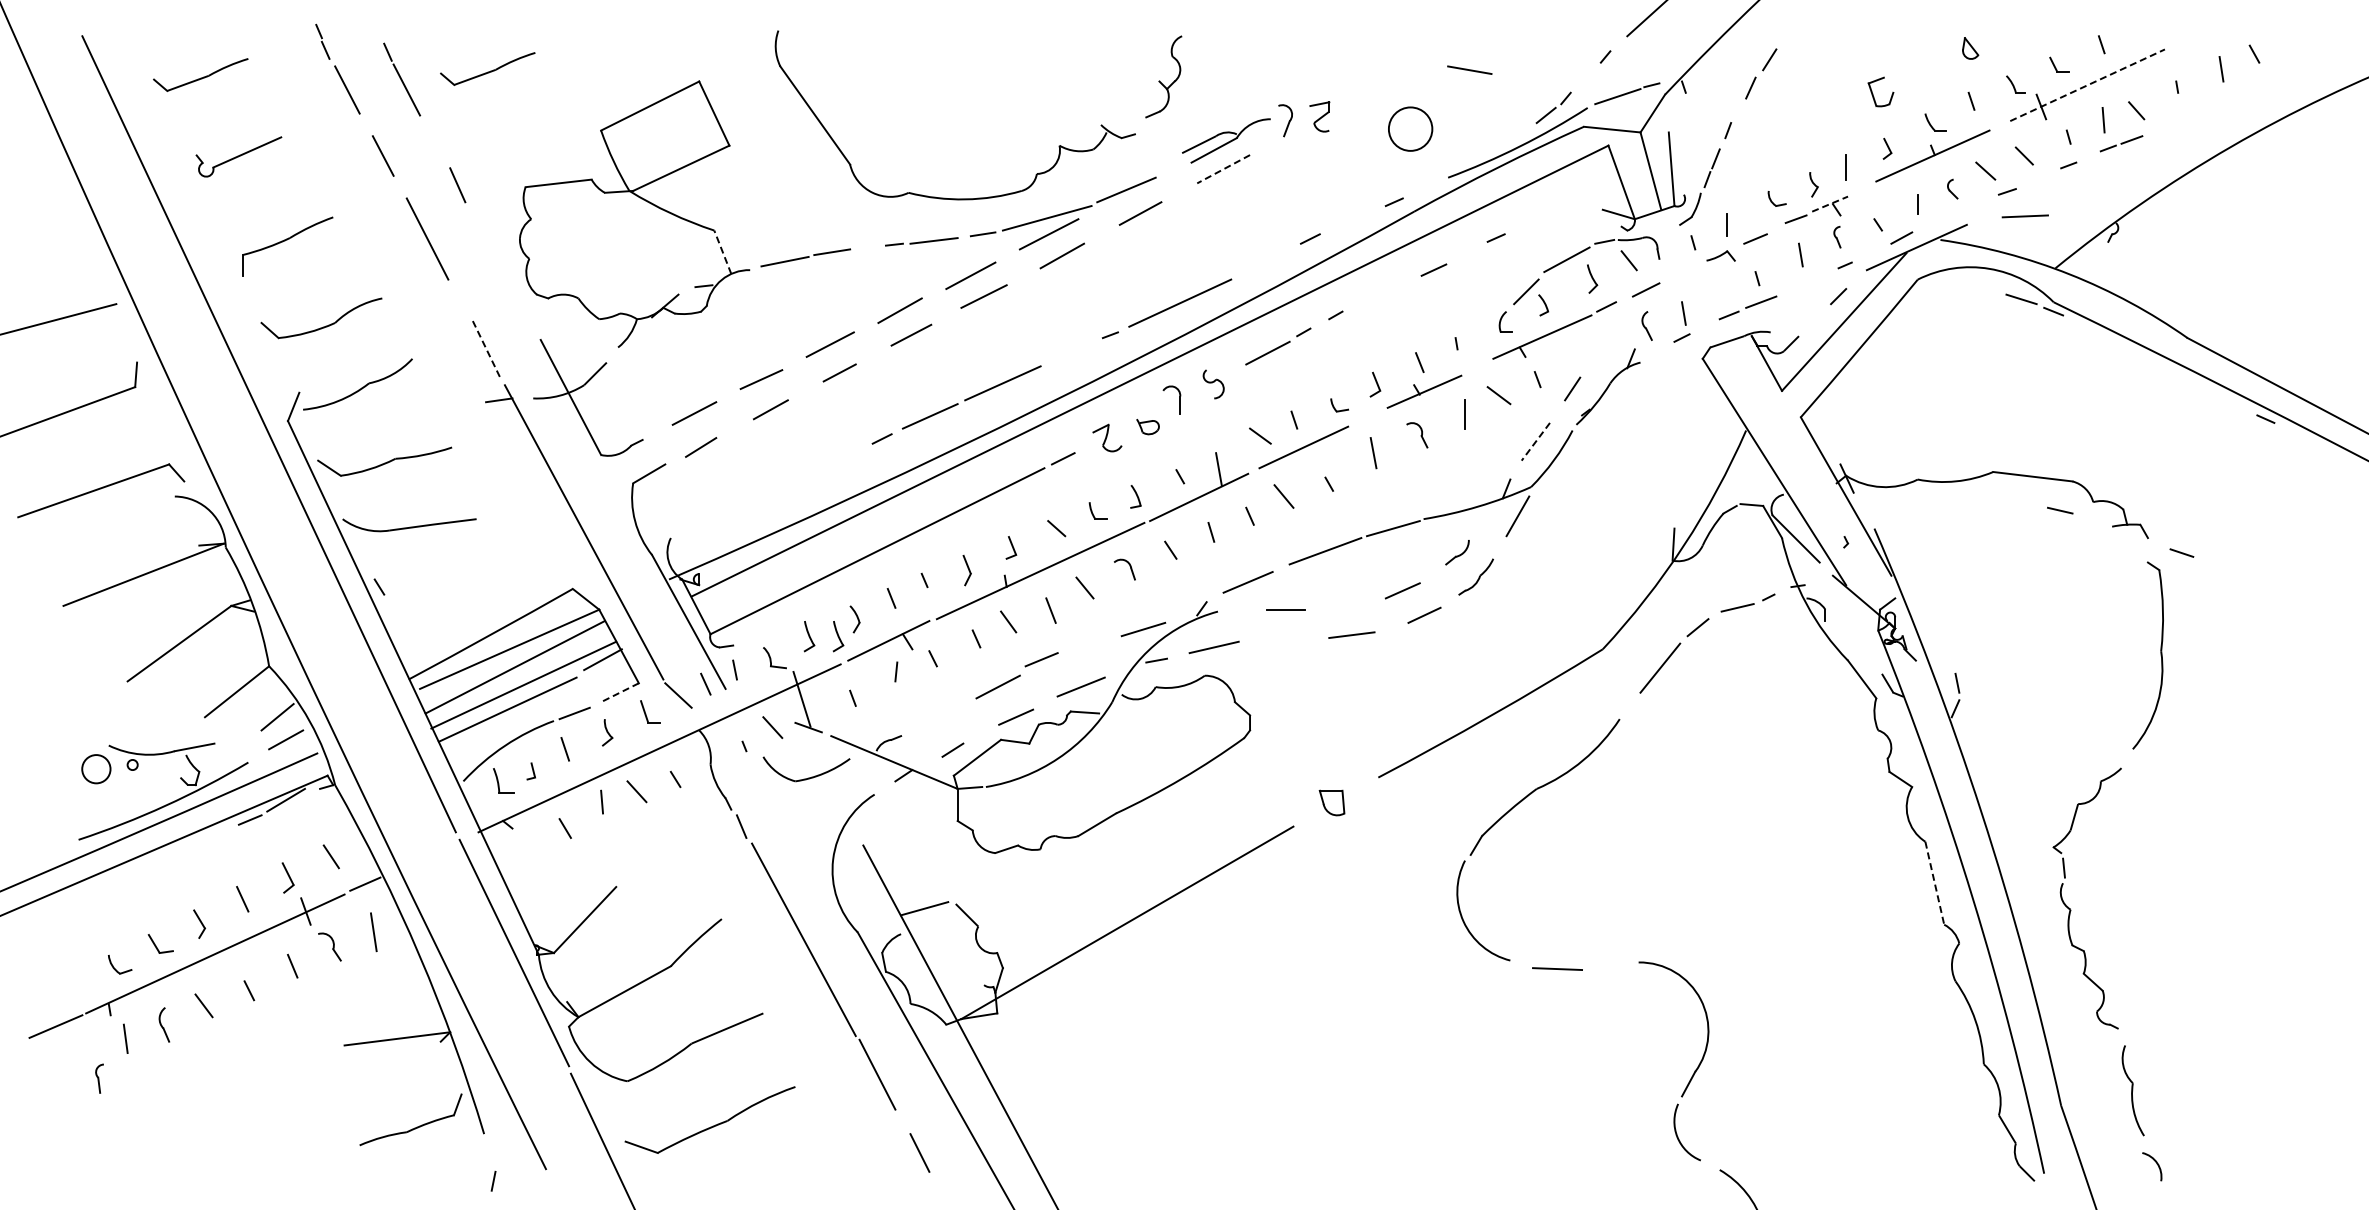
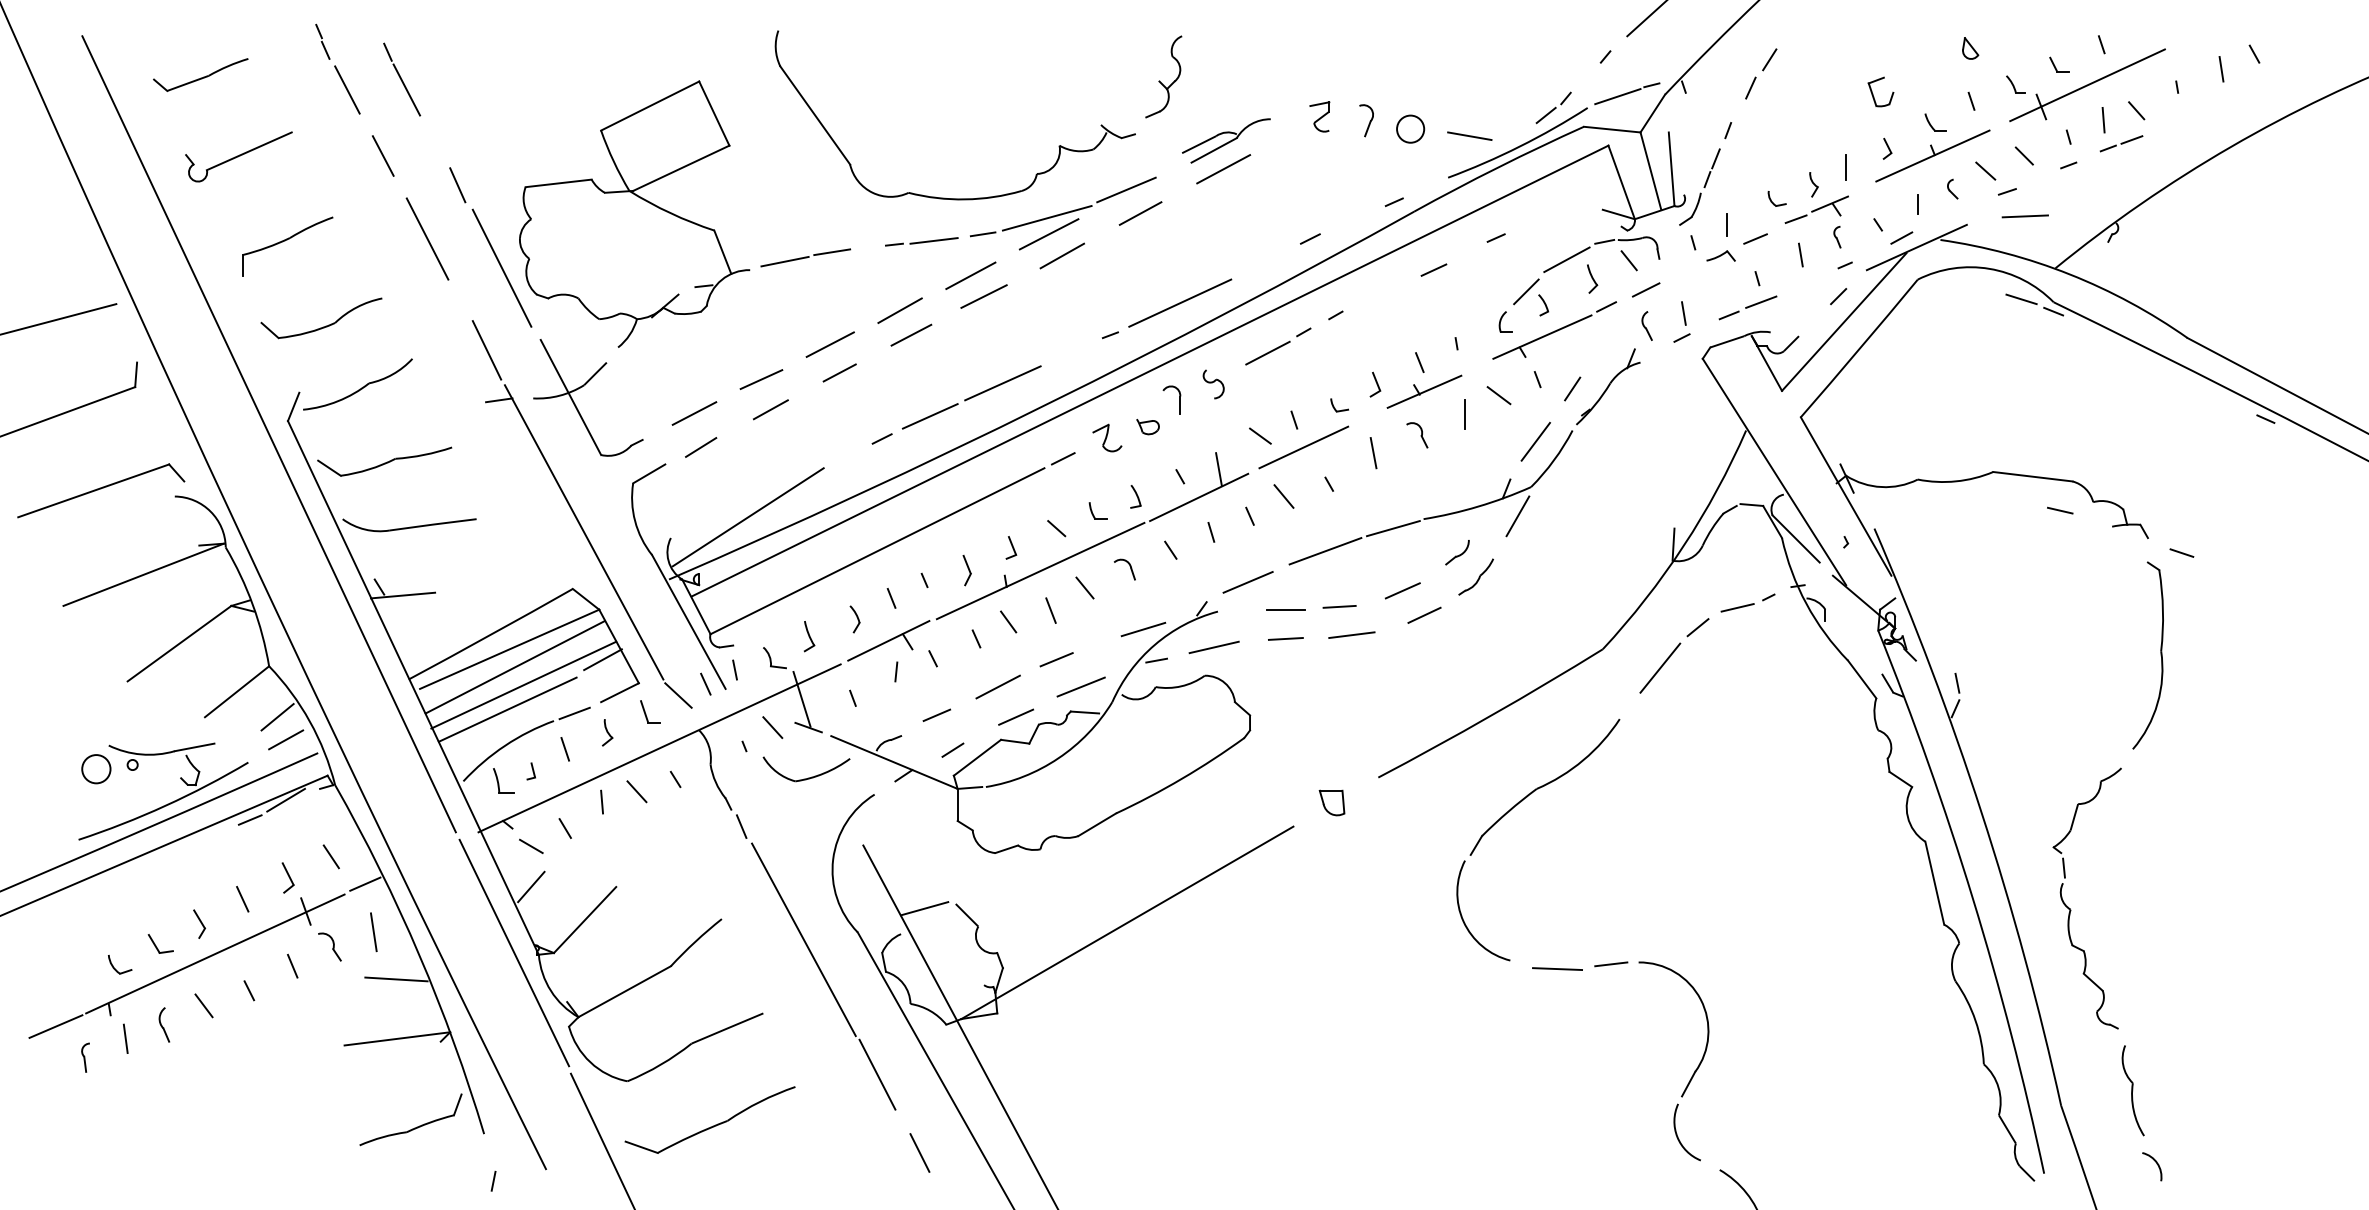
part: present -> none (487, 68)
line position: (1469, 69) -> (1469, 135) (1469, 135)
line: dashed -> solid (2088, 85)
part position: (1285, 120) -> (1366, 120) (1366, 120)
circle diameter: 43 px -> 27 px (1410, 128)
part size: 88x42 px -> 108x52 px (238, 156)
line: dashed -> solid (1223, 169)
line: dashed -> solid (1830, 203)
line: dashed -> solid (722, 251)
line: none -> present (501, 267)
line: dashed -> solid (487, 350)
line: dashed -> solid (1535, 441)
line: none -> present (747, 517)
line: none -> present (403, 595)
line: none -> present (1339, 606)
part: present -> none (838, 636)
line: none -> present (1285, 638)
line position: (1041, 659) -> (1056, 659) (1056, 659)
line: dashed -> solid (619, 692)
line: none -> present (936, 715)
line: none -> present (531, 846)
line: dashed -> solid (1934, 883)
line: none -> present (531, 886)
line: none -> present (1611, 964)
line: none -> present (396, 979)
part position: (99, 1078) -> (85, 1057) (85, 1057)
